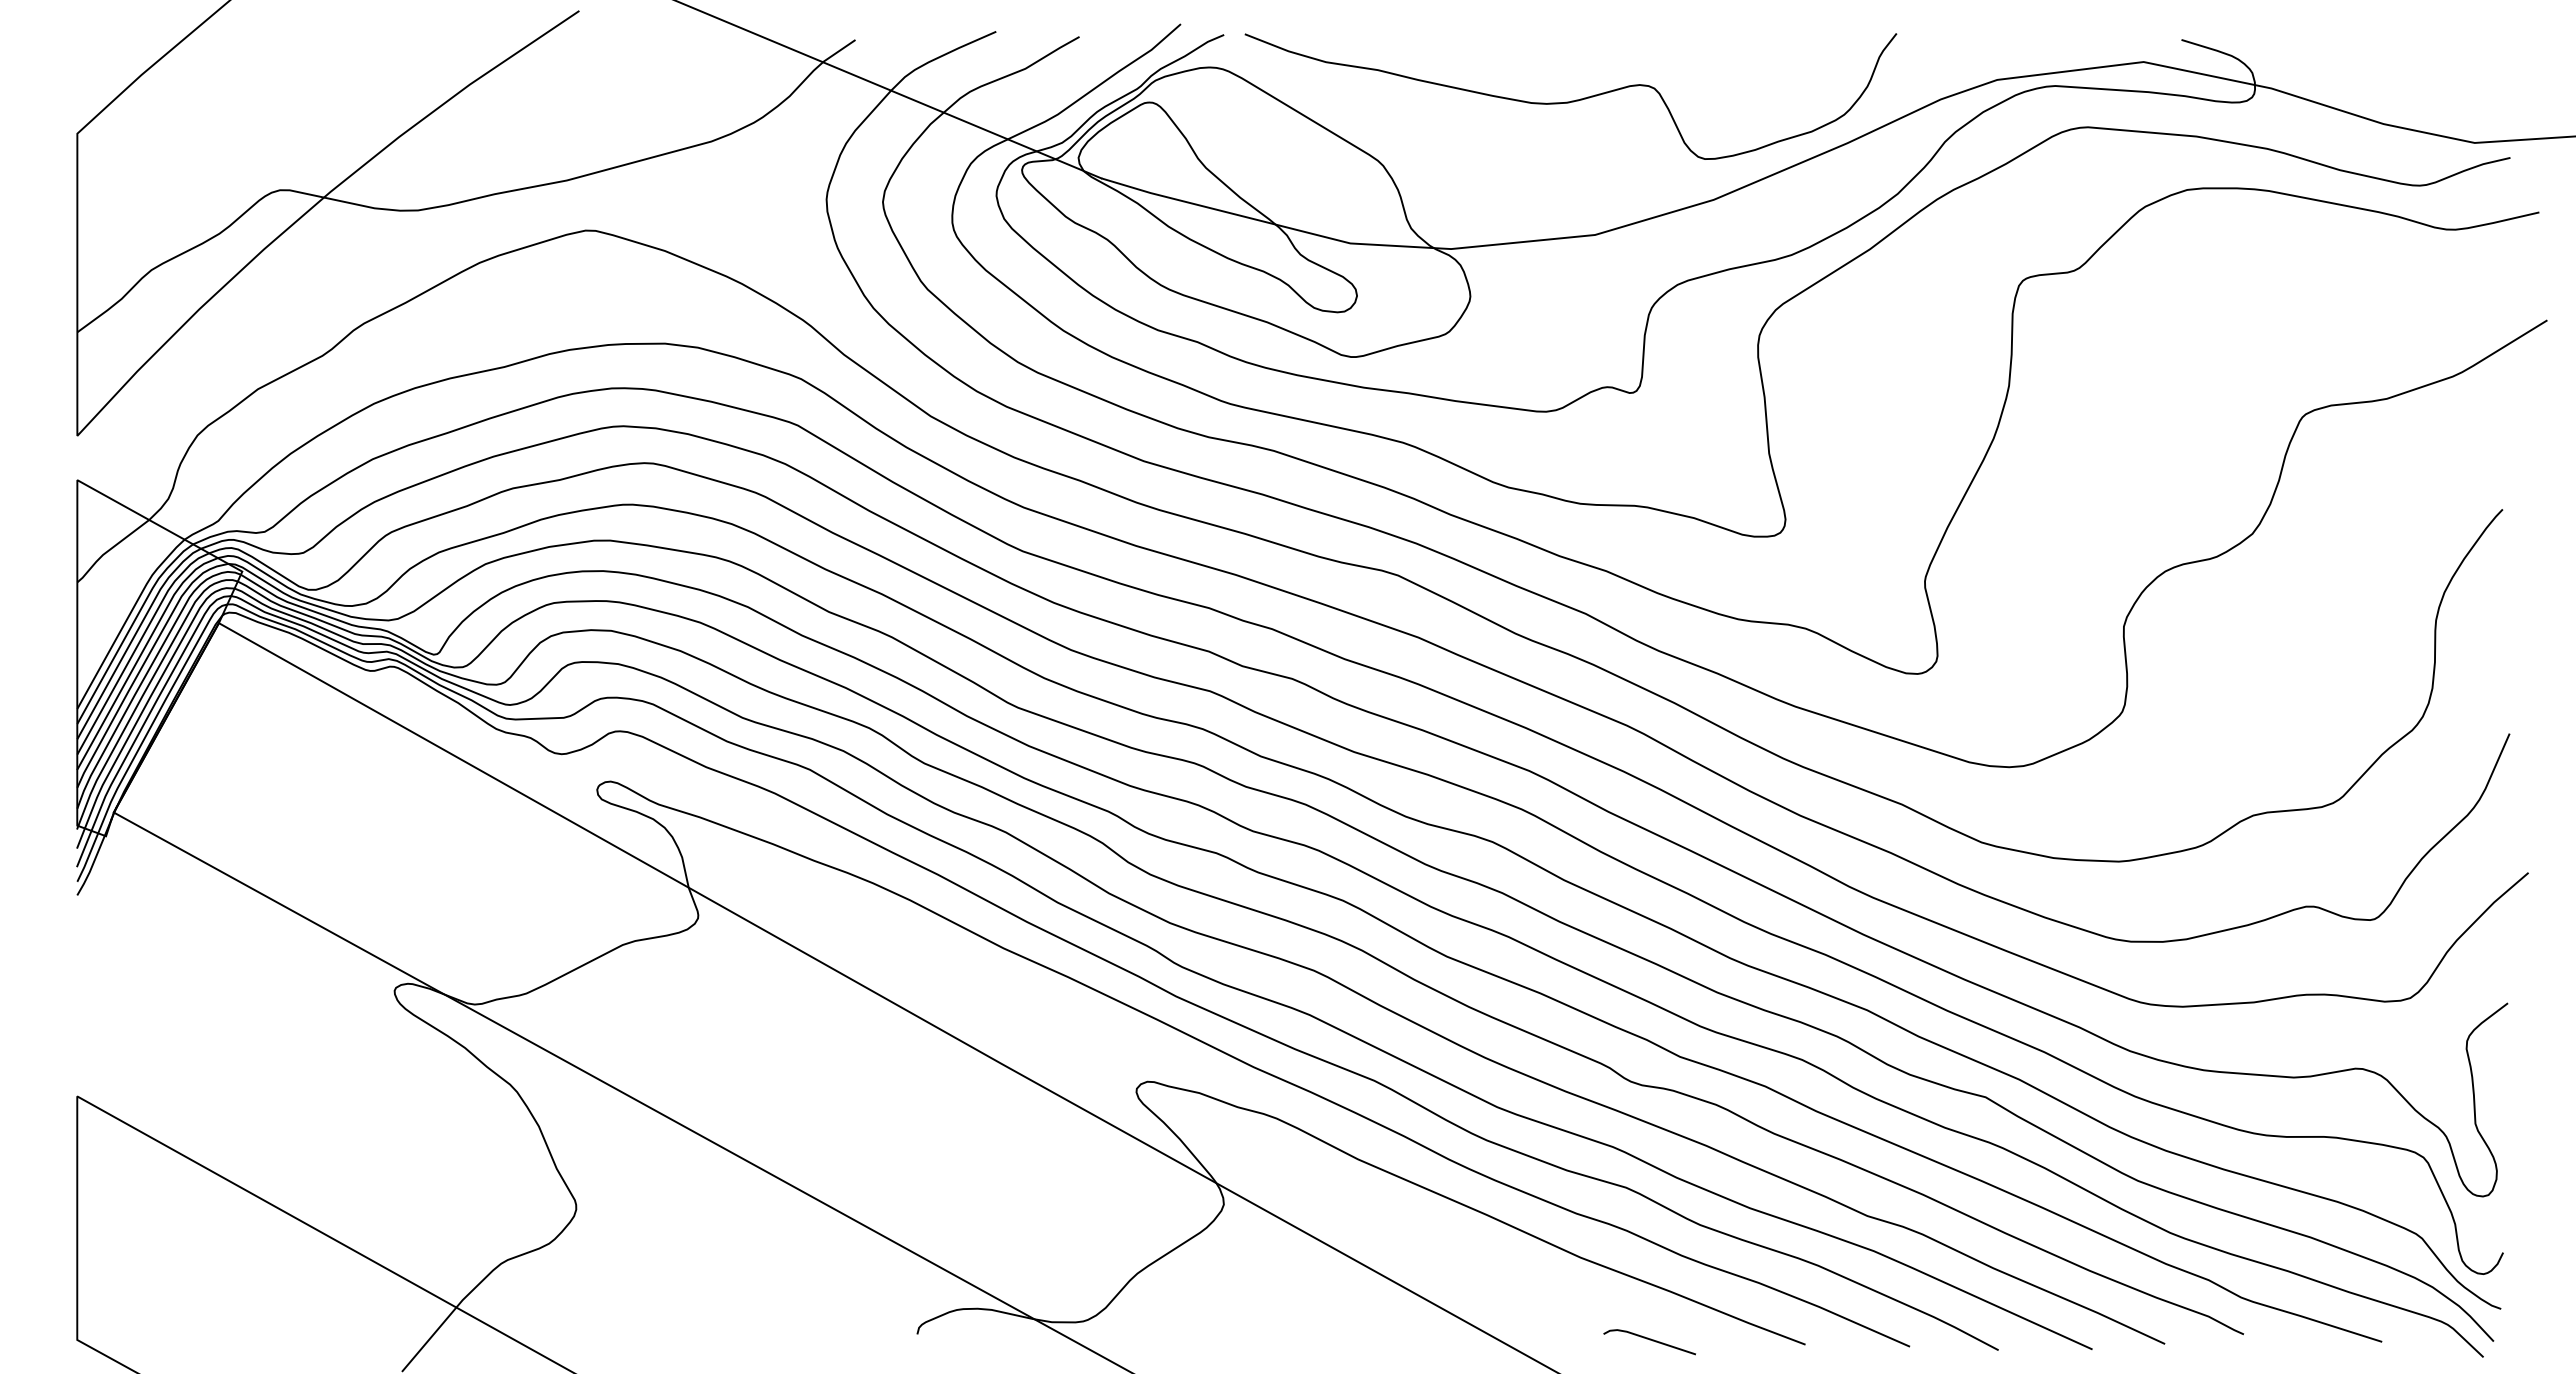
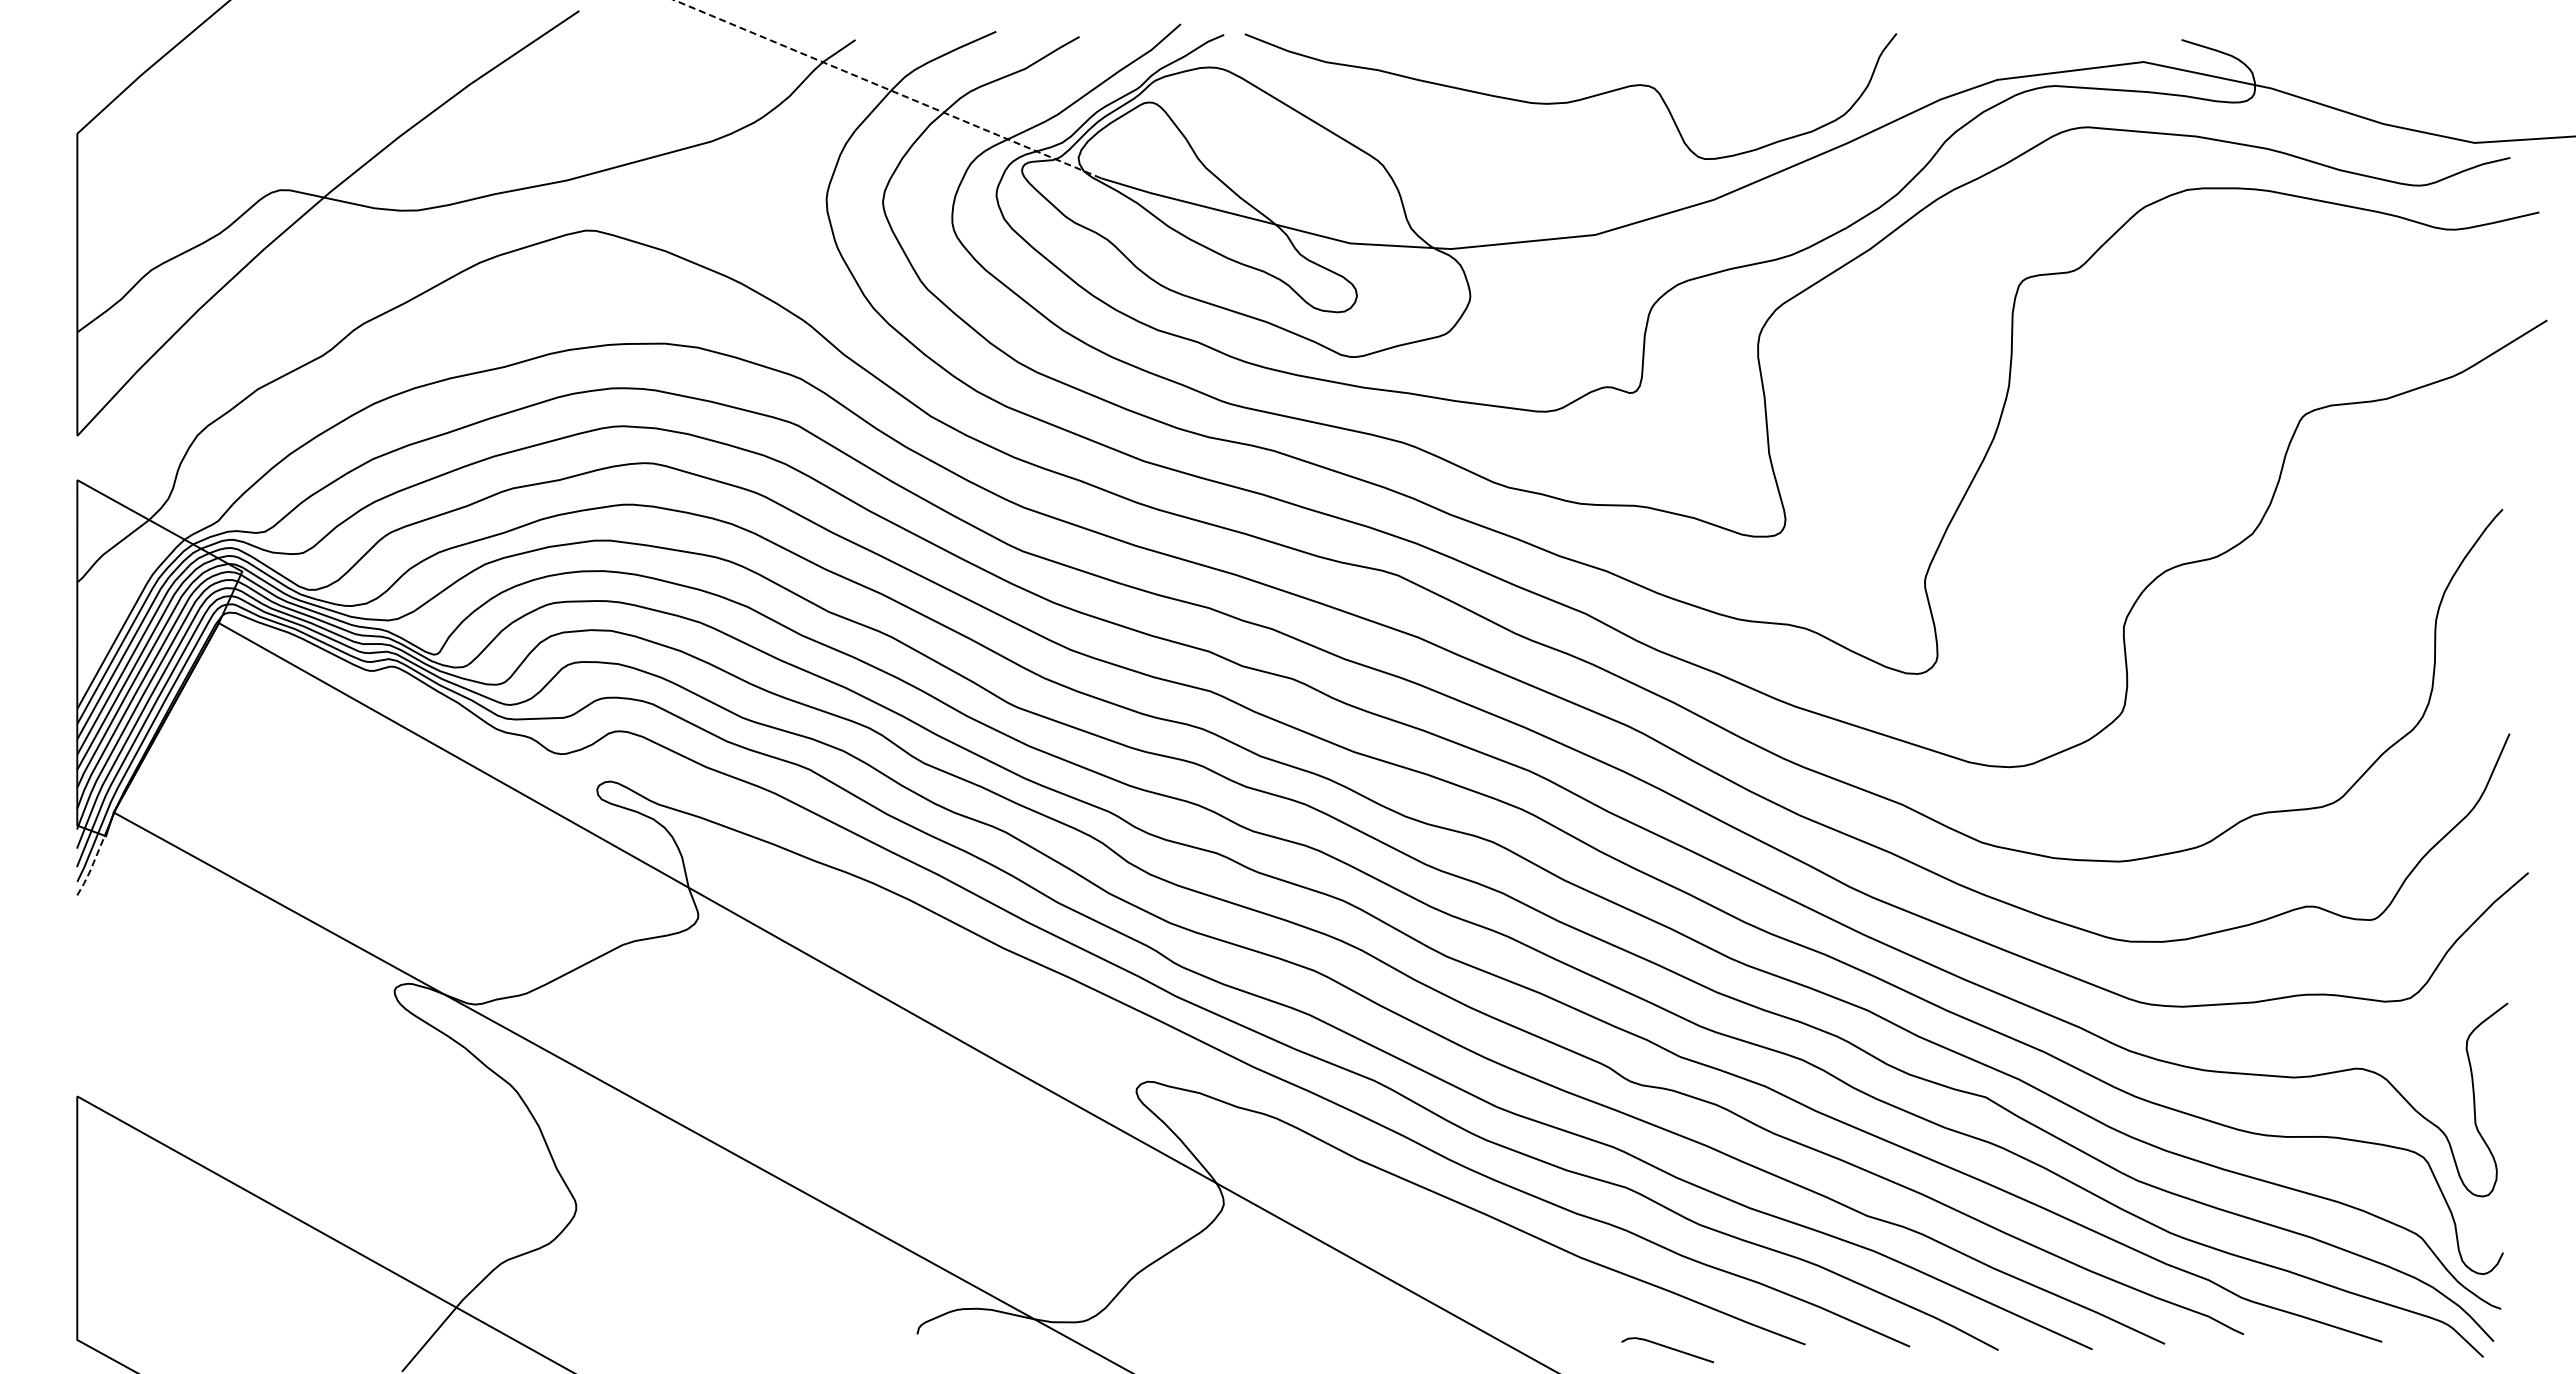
line: solid -> dashed (887, 89)
line: solid -> dashed (92, 866)
line position: (1649, 1340) -> (1667, 1348) (1667, 1348)
